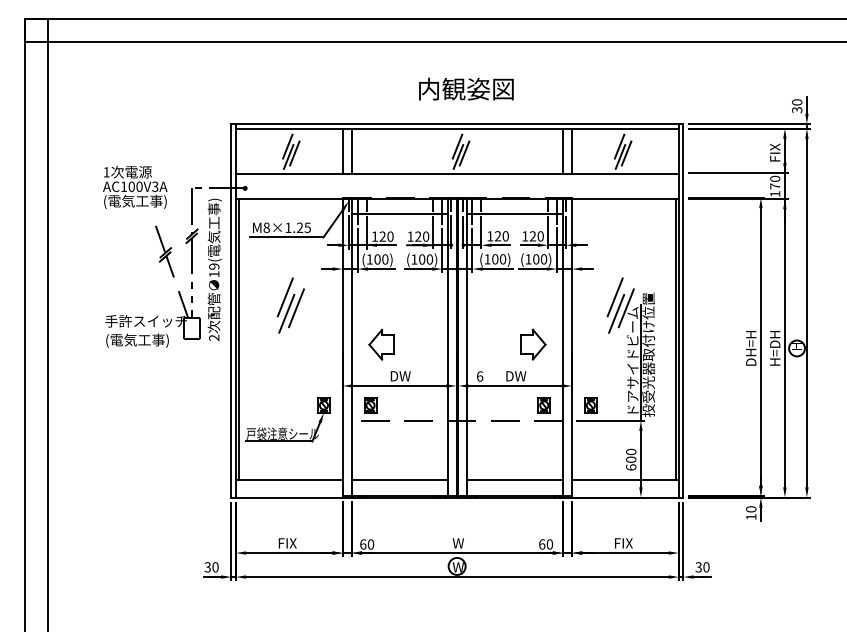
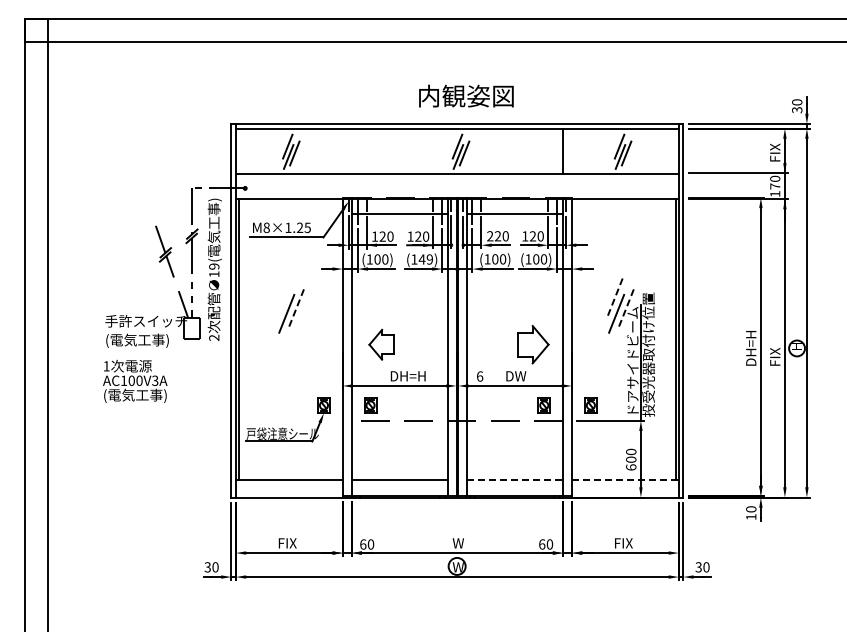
text position: (466, 88) -> (466, 95) (466, 95)
line: present -> none (342, 150)
line: present -> none (351, 150)
line: present -> none (572, 150)
text position: (135, 187) -> (135, 381) (135, 381)
text: 120 -> 220 (490, 236)
text: (100) -> (149) (425, 259)
line: present -> none (284, 297)
line: solid -> dashed (615, 297)
line: solid -> dashed (296, 308)
line: solid -> dashed (626, 308)
part size: 27x33 px -> 33x40 px (533, 344)
text: H=DH -> FIX (775, 347)
text: DW -> DH=H (412, 376)
line: solid -> dashed (515, 479)
line: solid -> dashed (625, 479)
